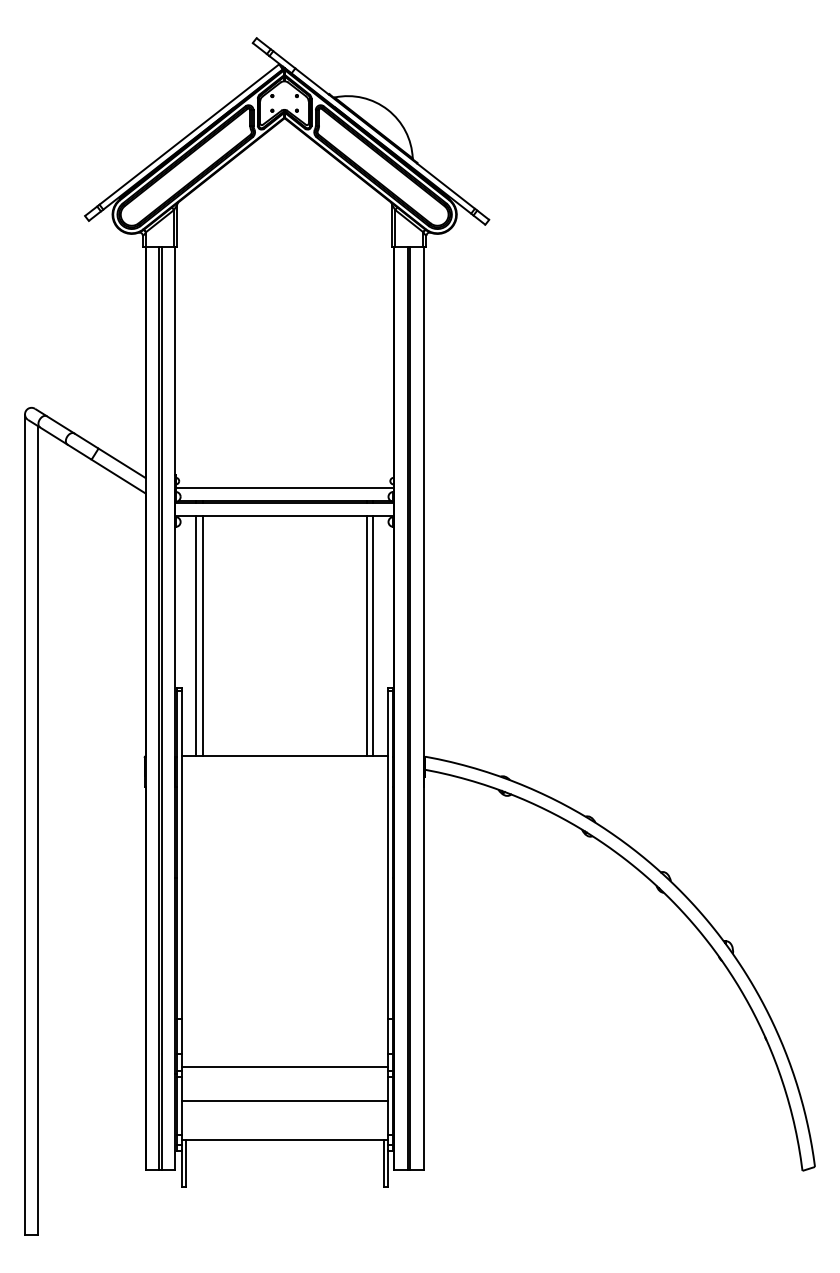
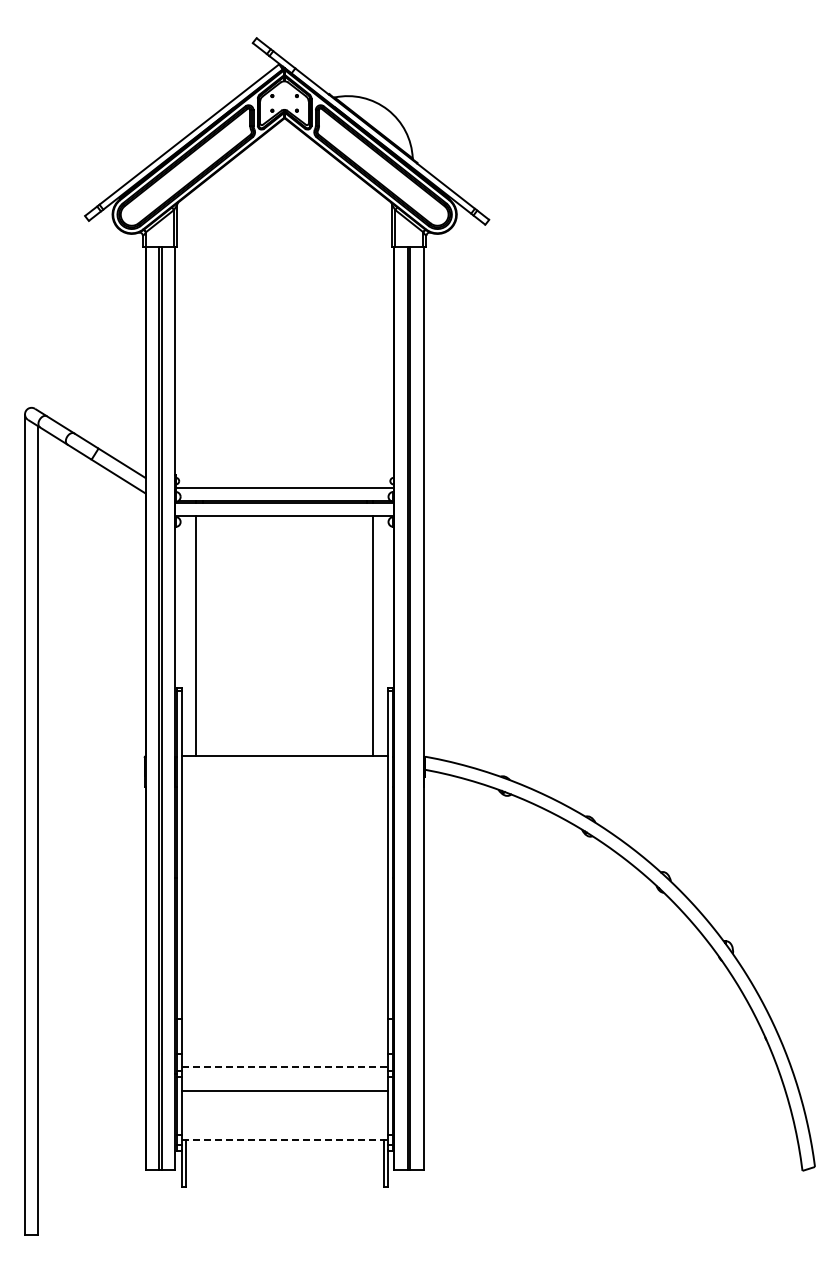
line: present -> none (202, 635)
line: present -> none (366, 635)
line: solid -> dashed (285, 1067)
line position: (284, 1100) -> (284, 1090) (284, 1090)
line: solid -> dashed (285, 1139)
